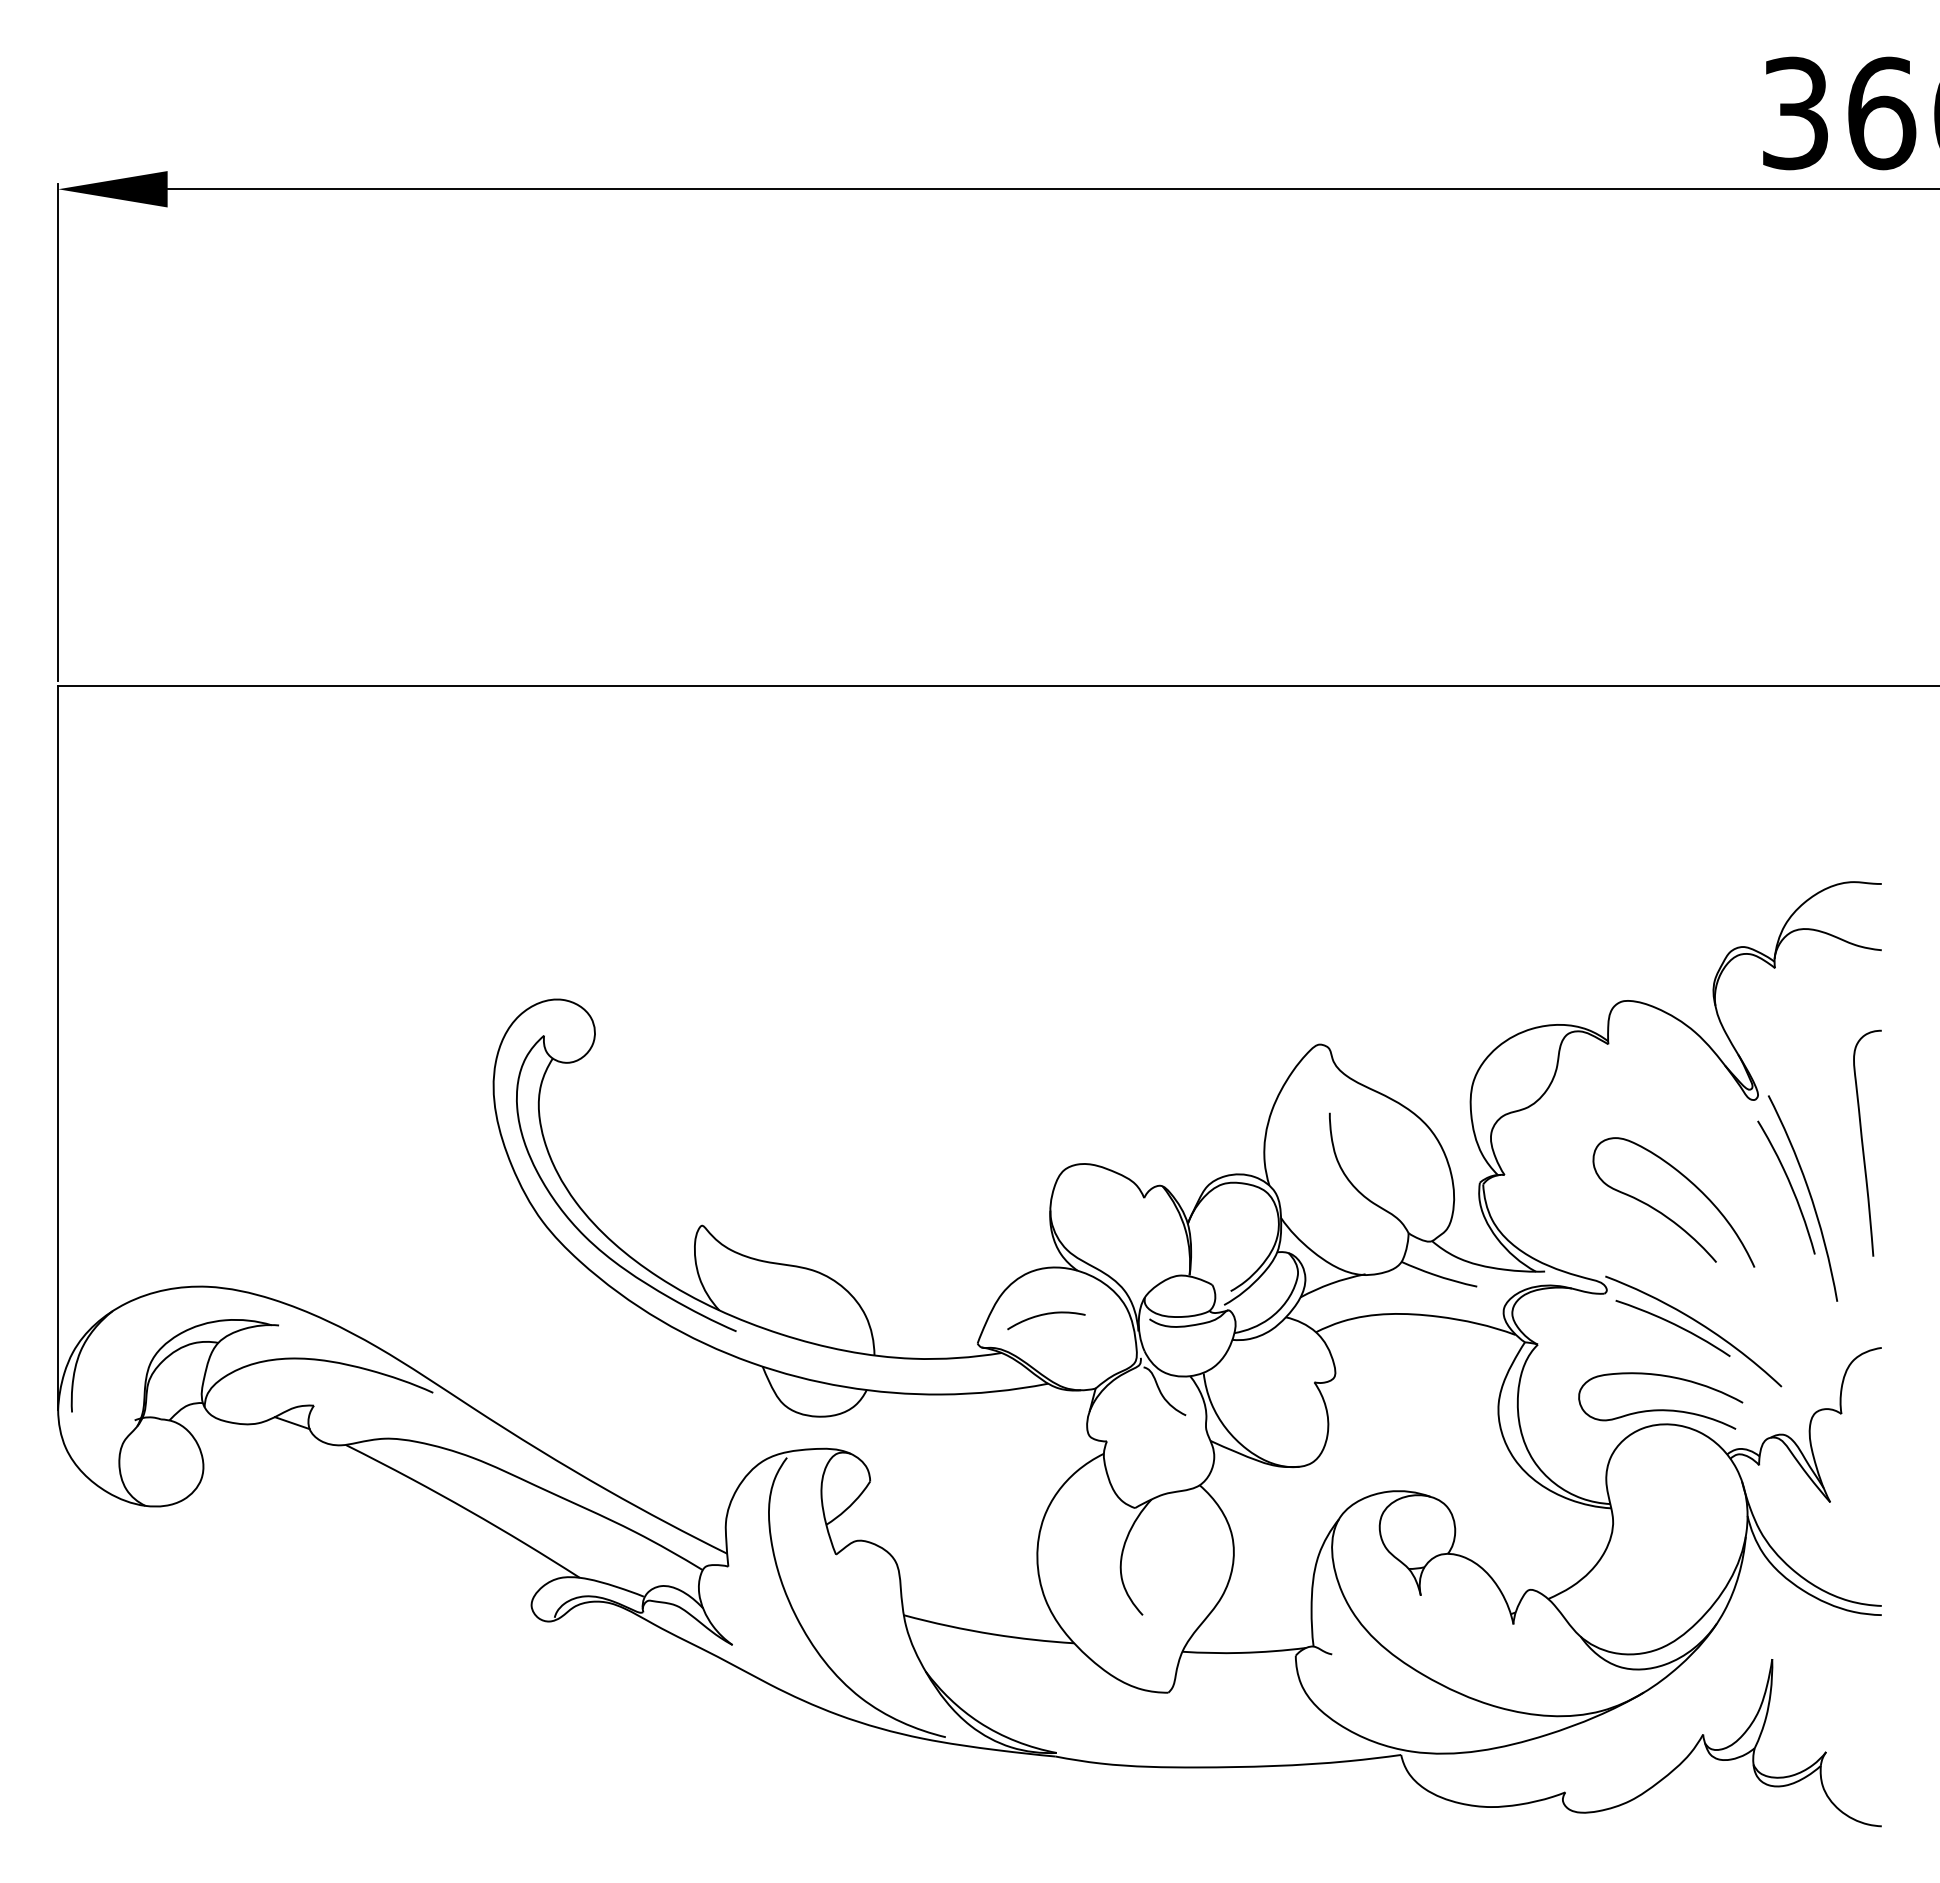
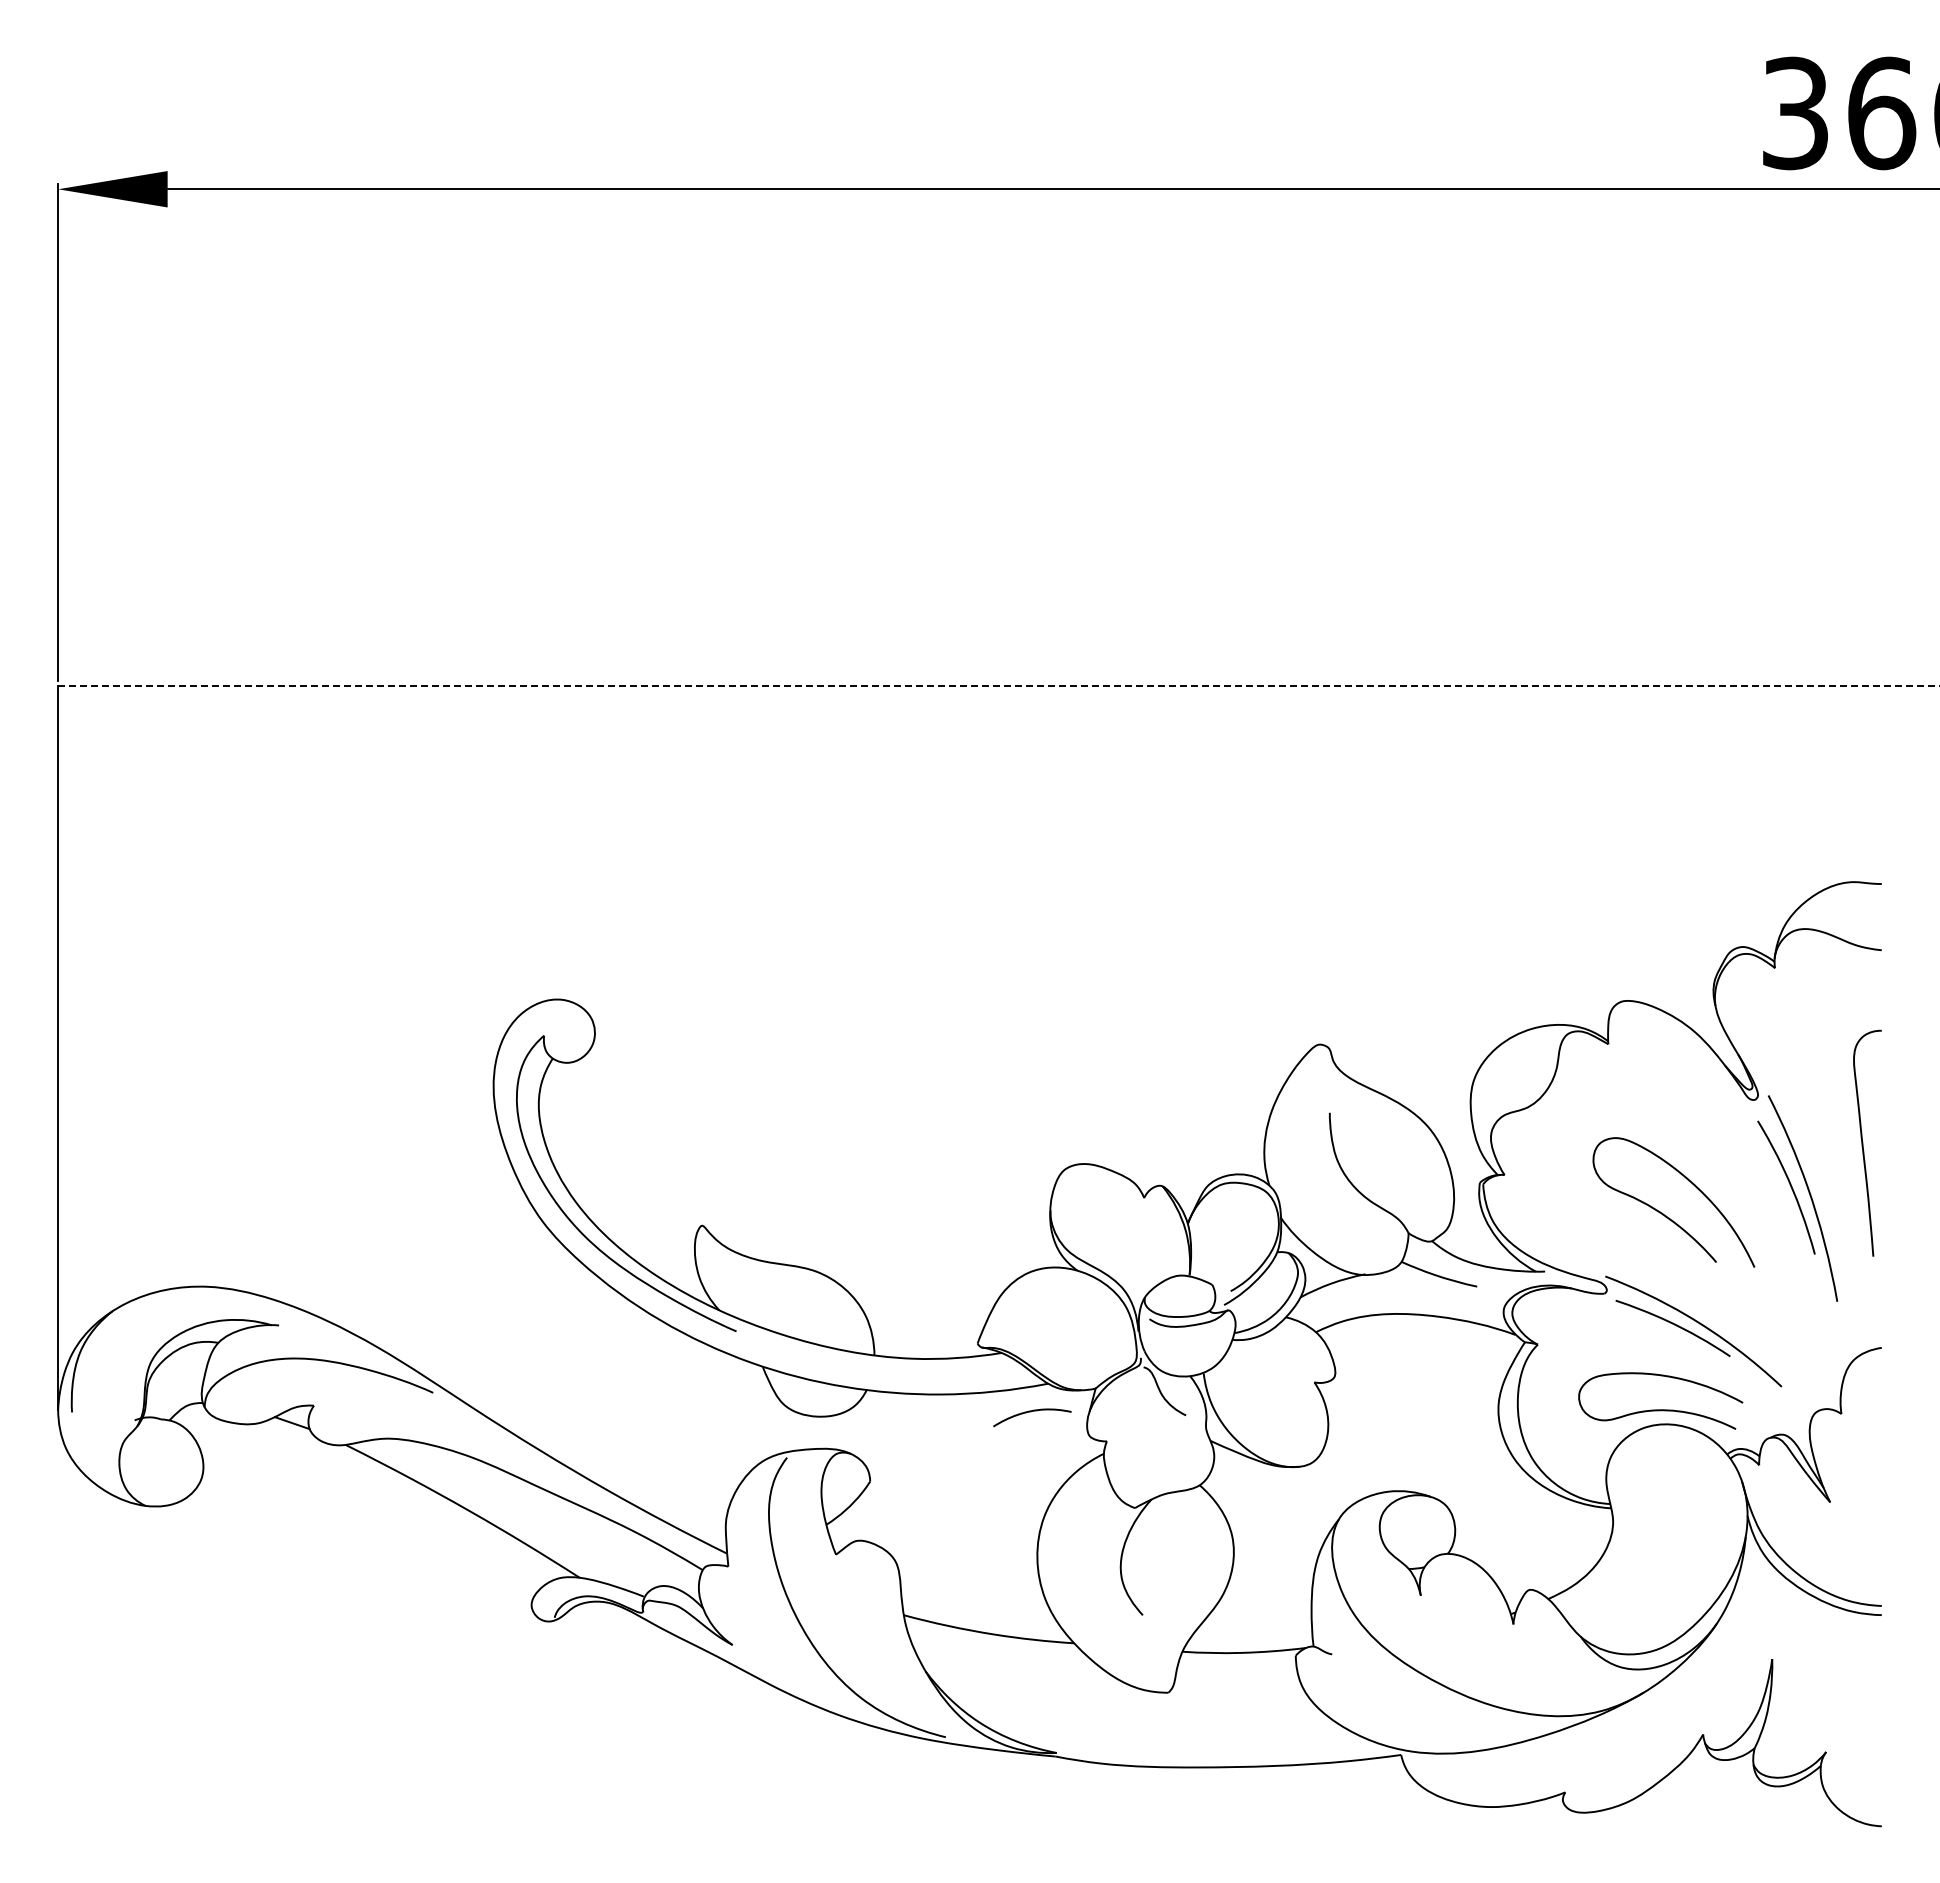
line: solid -> dashed (998, 686)
curve position: (1045, 1315) -> (1031, 1412) (1031, 1412)
